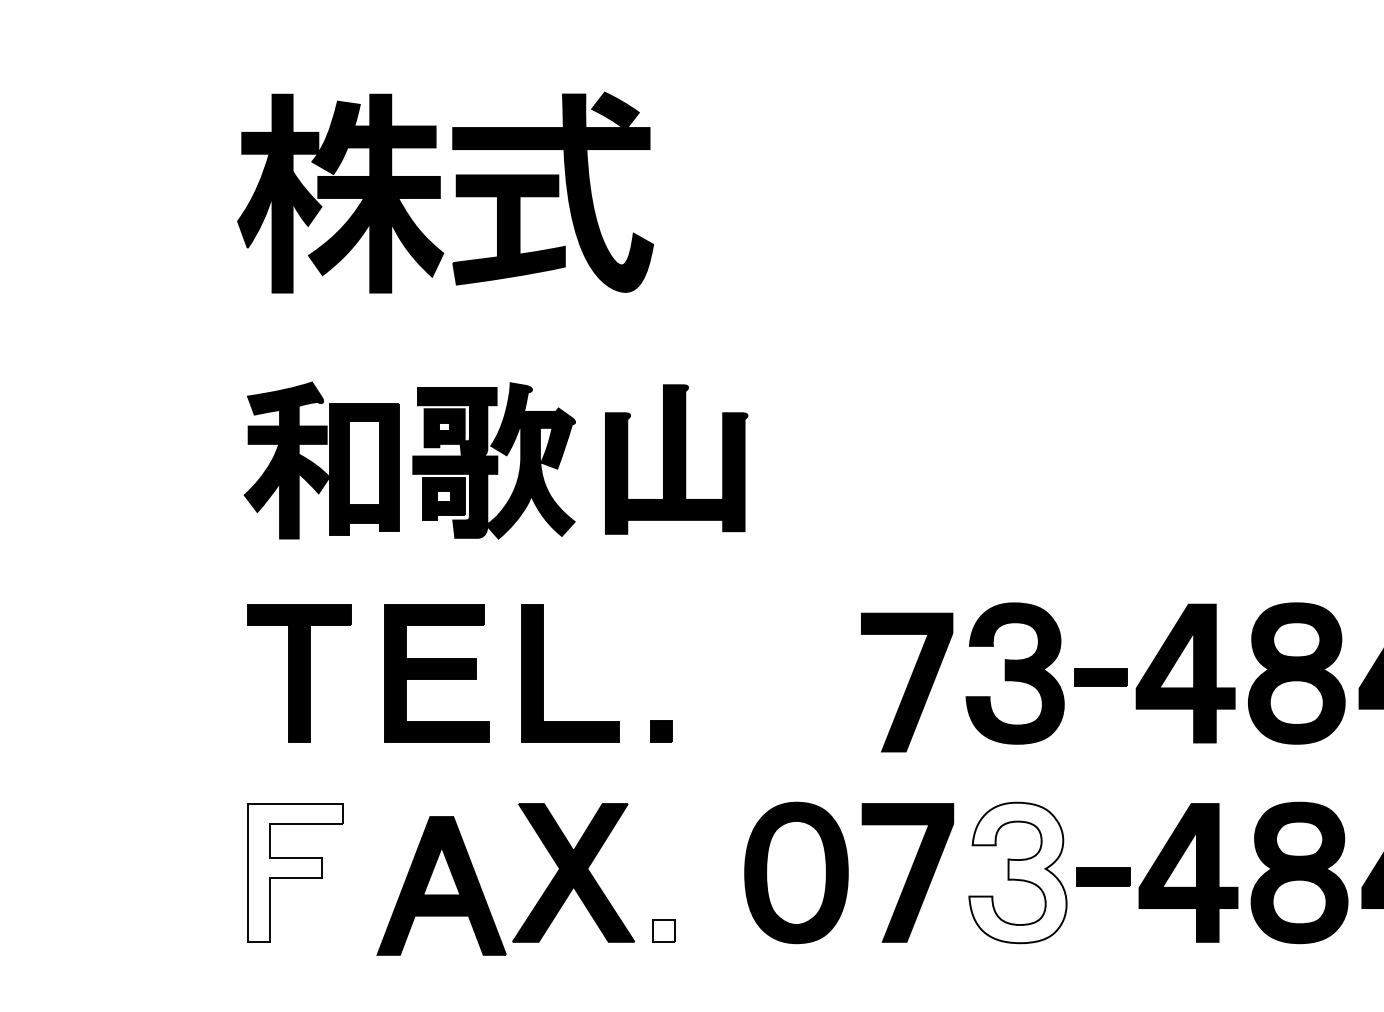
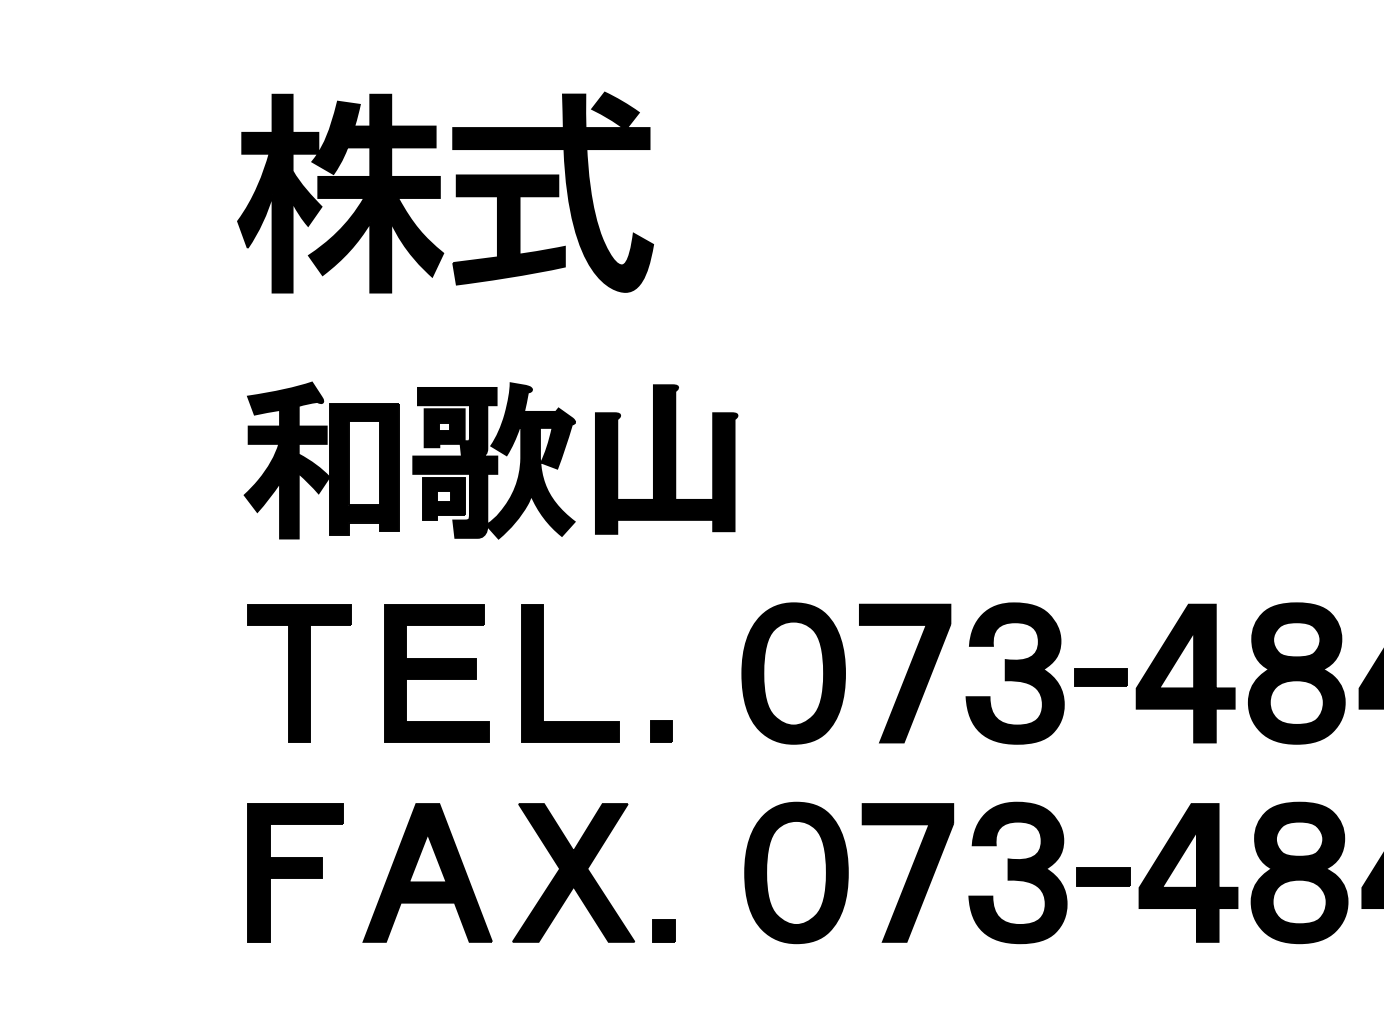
part position: (676, 459) -> (666, 459) (666, 459)
part: none -> present (793, 673)
part position: (907, 682) -> (905, 673) (905, 673)
fill: none -> present (295, 872)
fill: none -> present (1017, 872)
part position: (441, 885) -> (427, 872) (427, 872)
fill: none -> present (663, 930)
